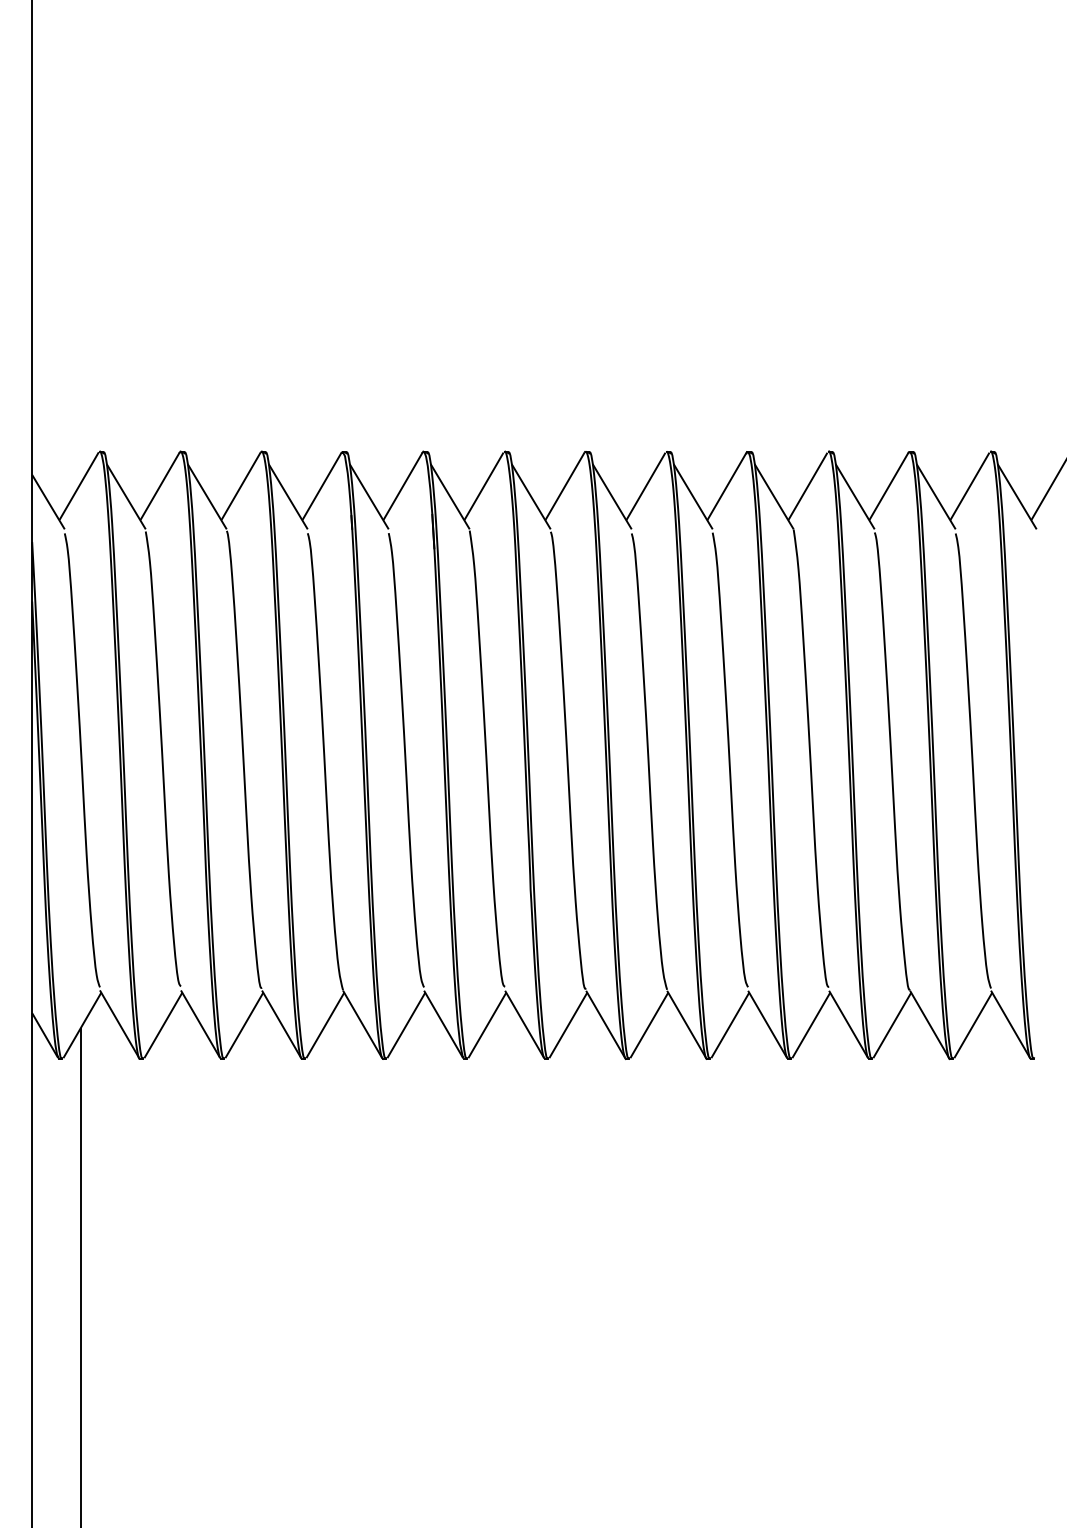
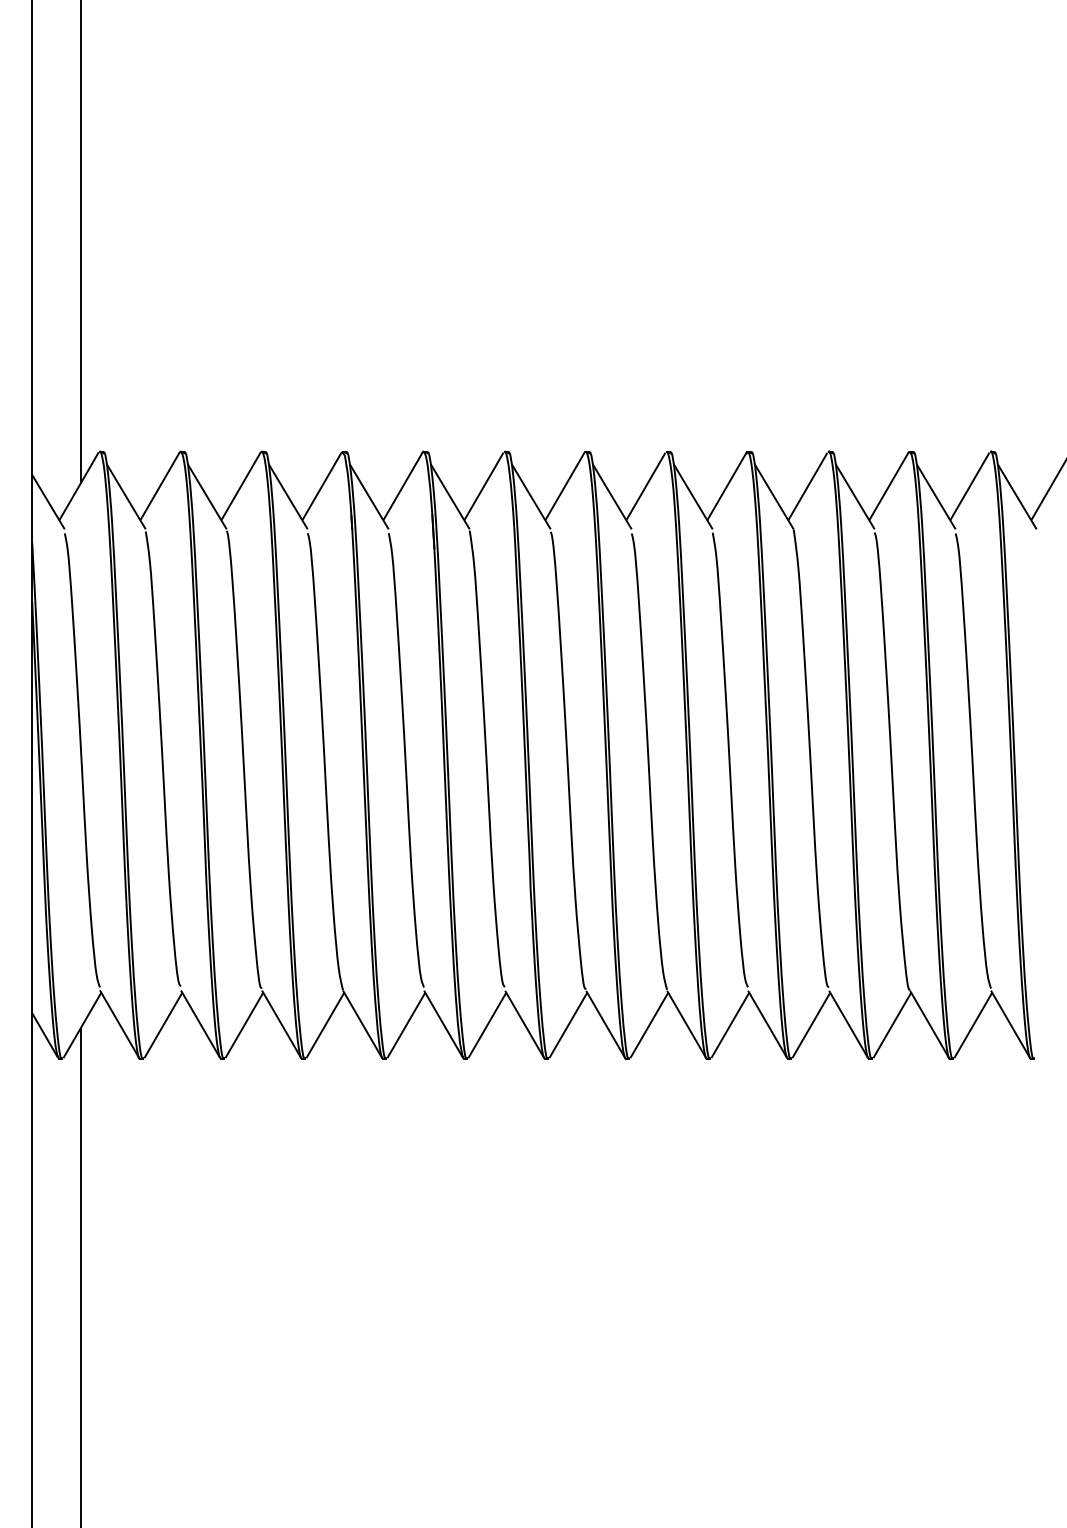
line: none -> present (80, 242)
